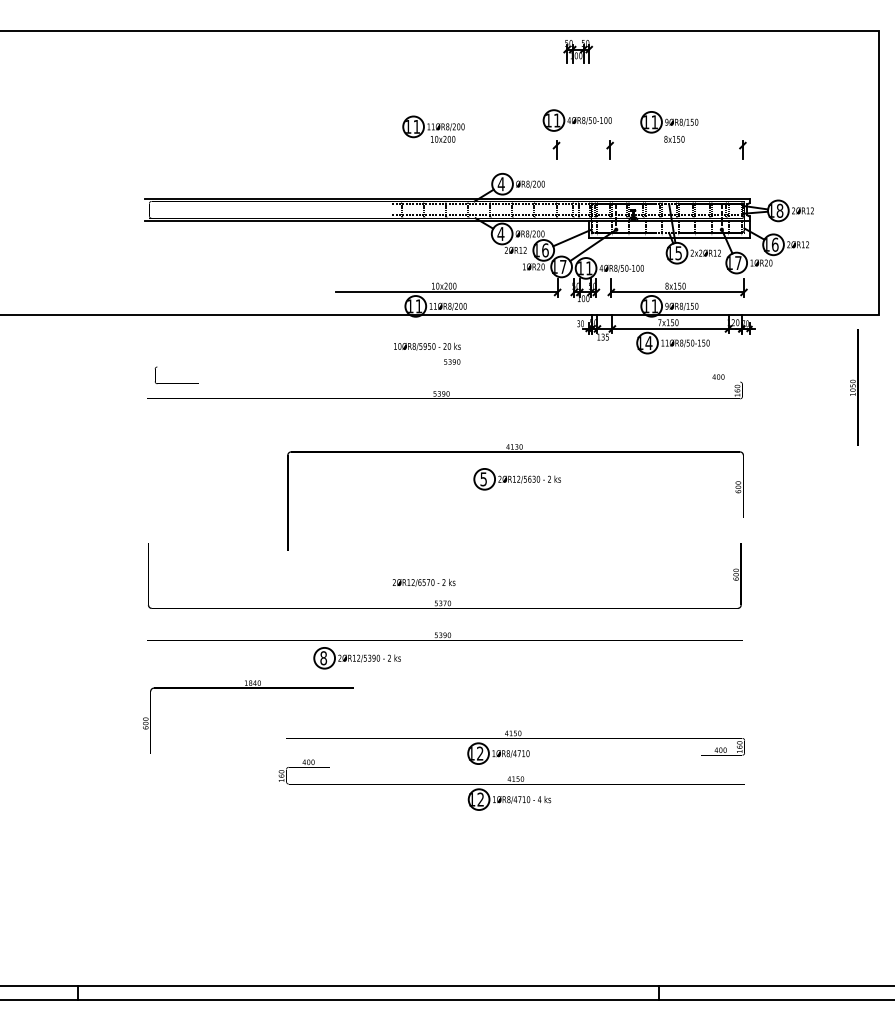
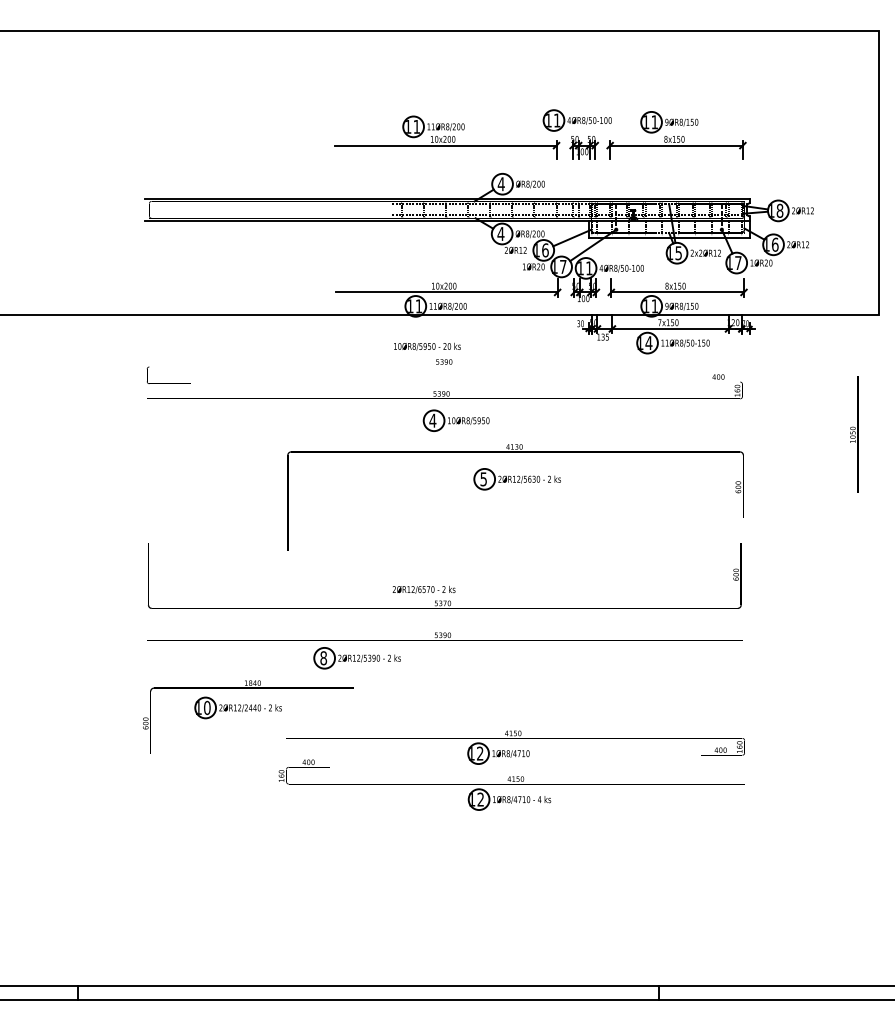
part position: (577, 51) -> (583, 147) (583, 147)
line: none -> present (445, 145)
line: none -> present (676, 145)
text position: (307, 371) -> (299, 371) (299, 371)
text position: (854, 387) -> (854, 434) (854, 434)
part: none -> present (455, 420)
text position: (423, 582) -> (423, 589) (423, 589)
part: none -> present (237, 707)
